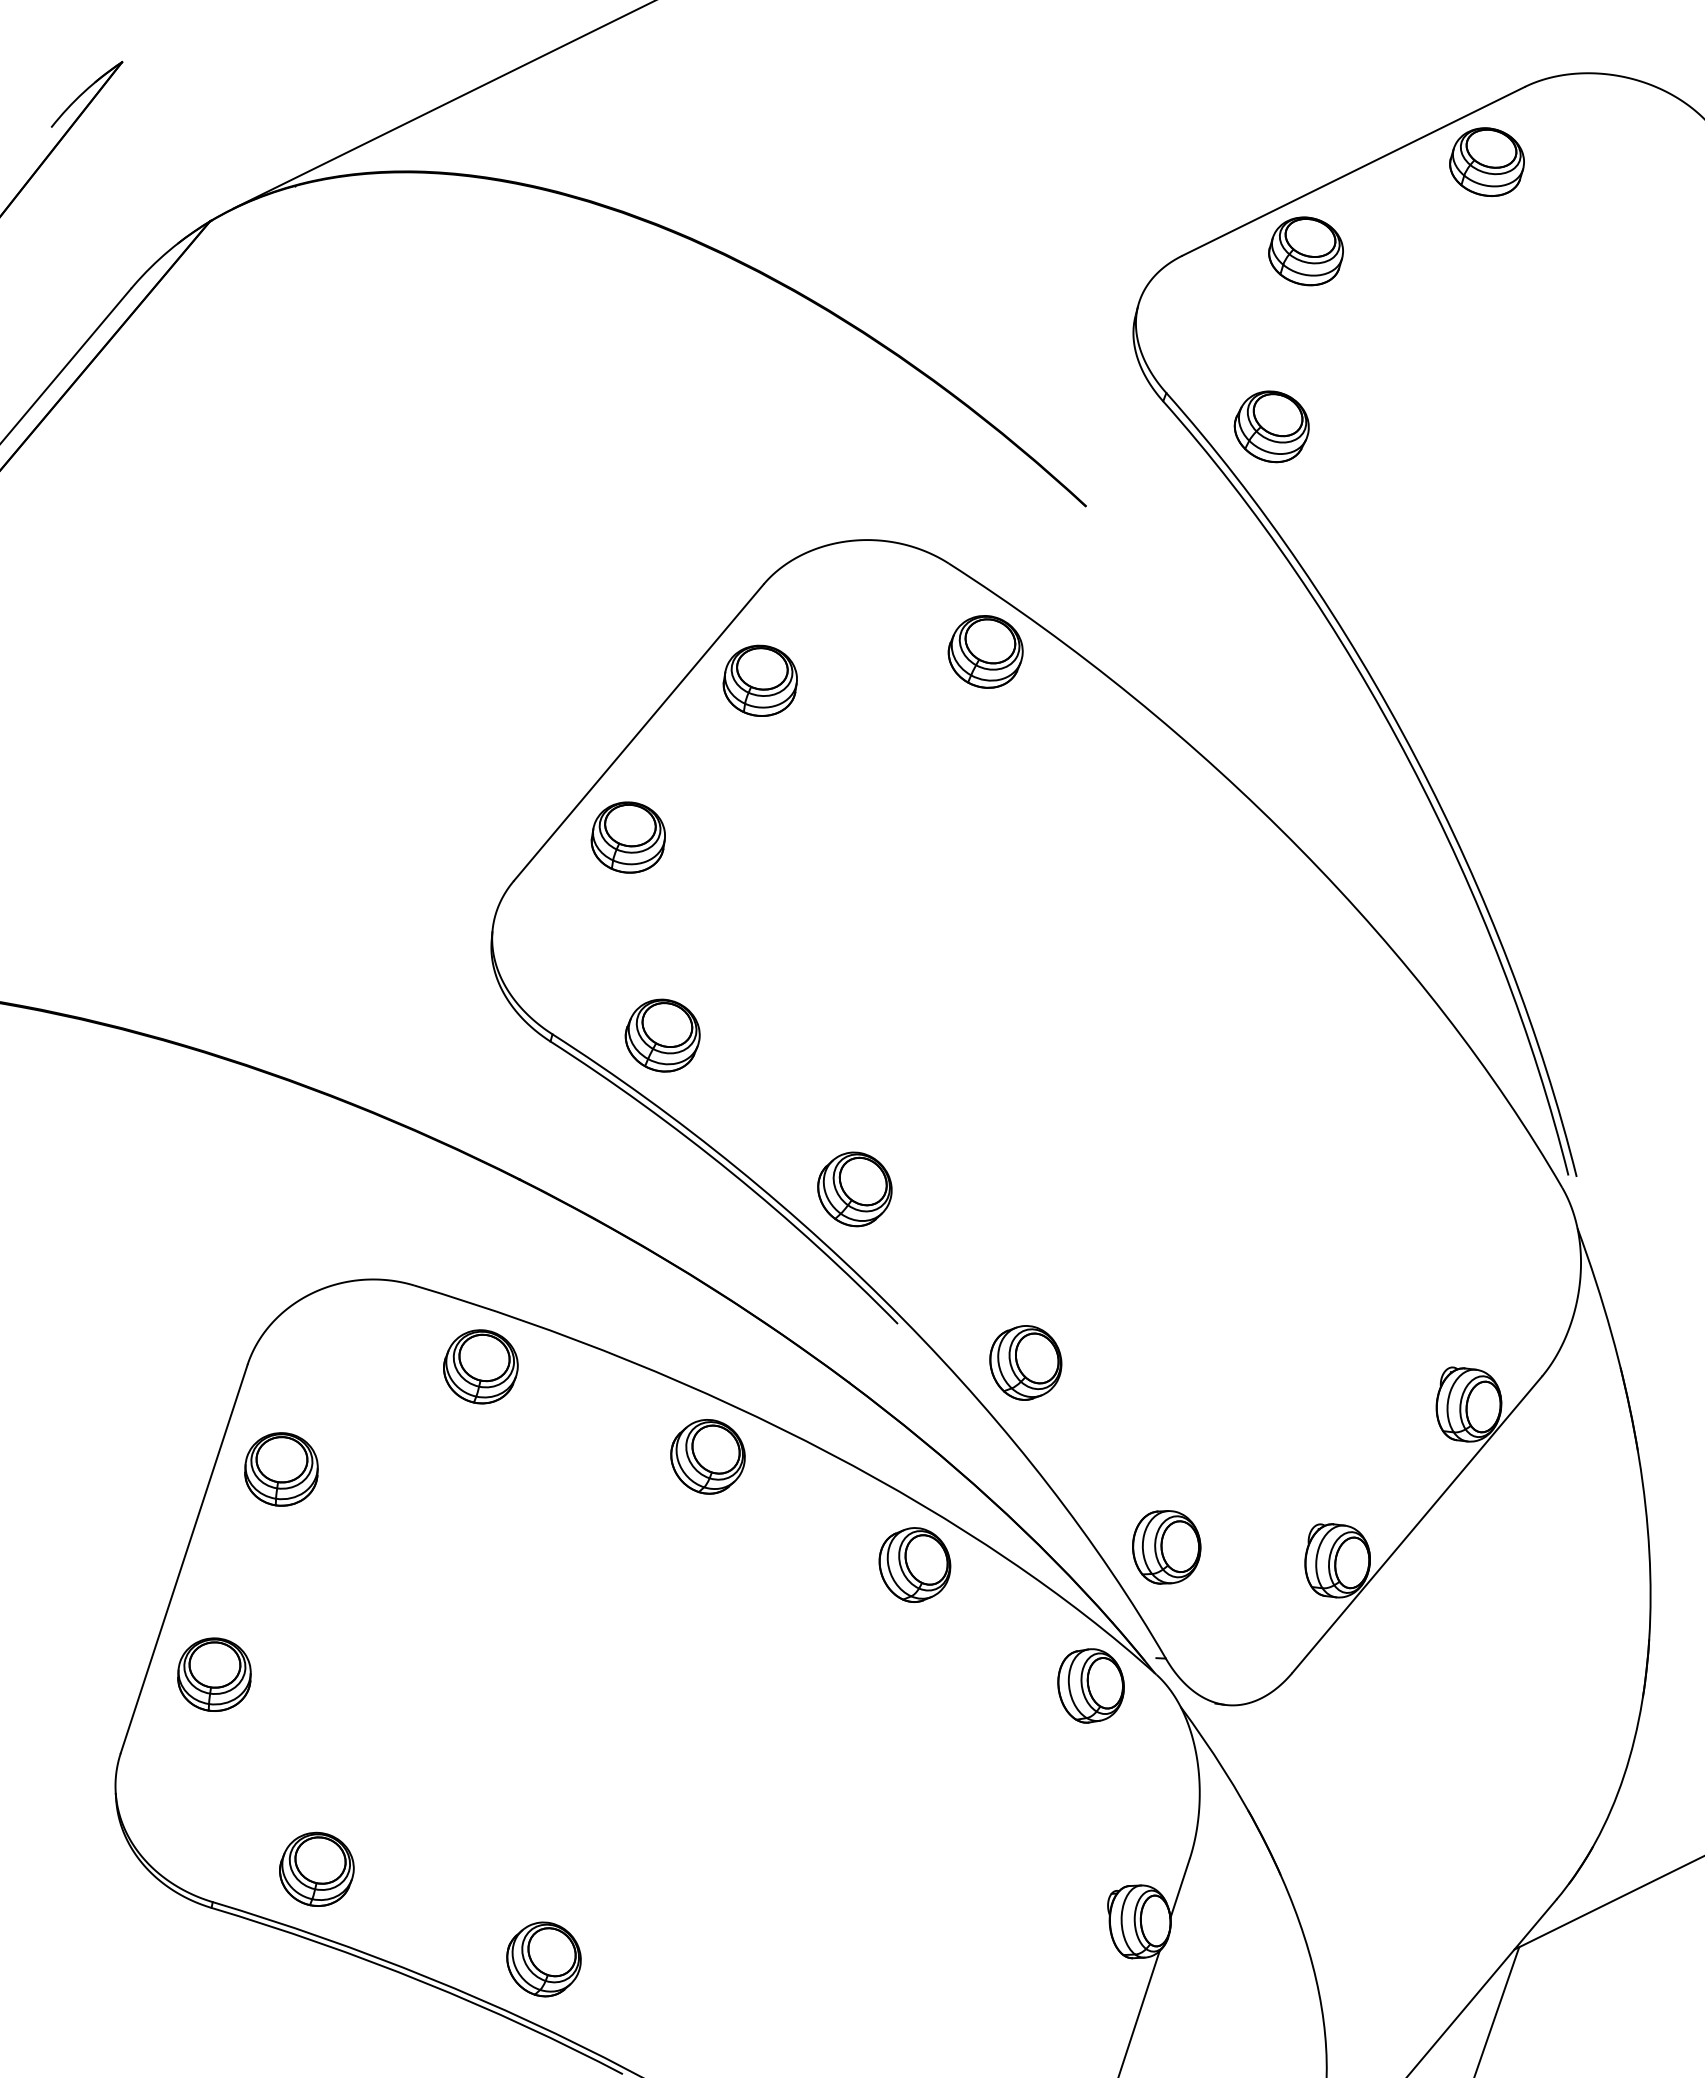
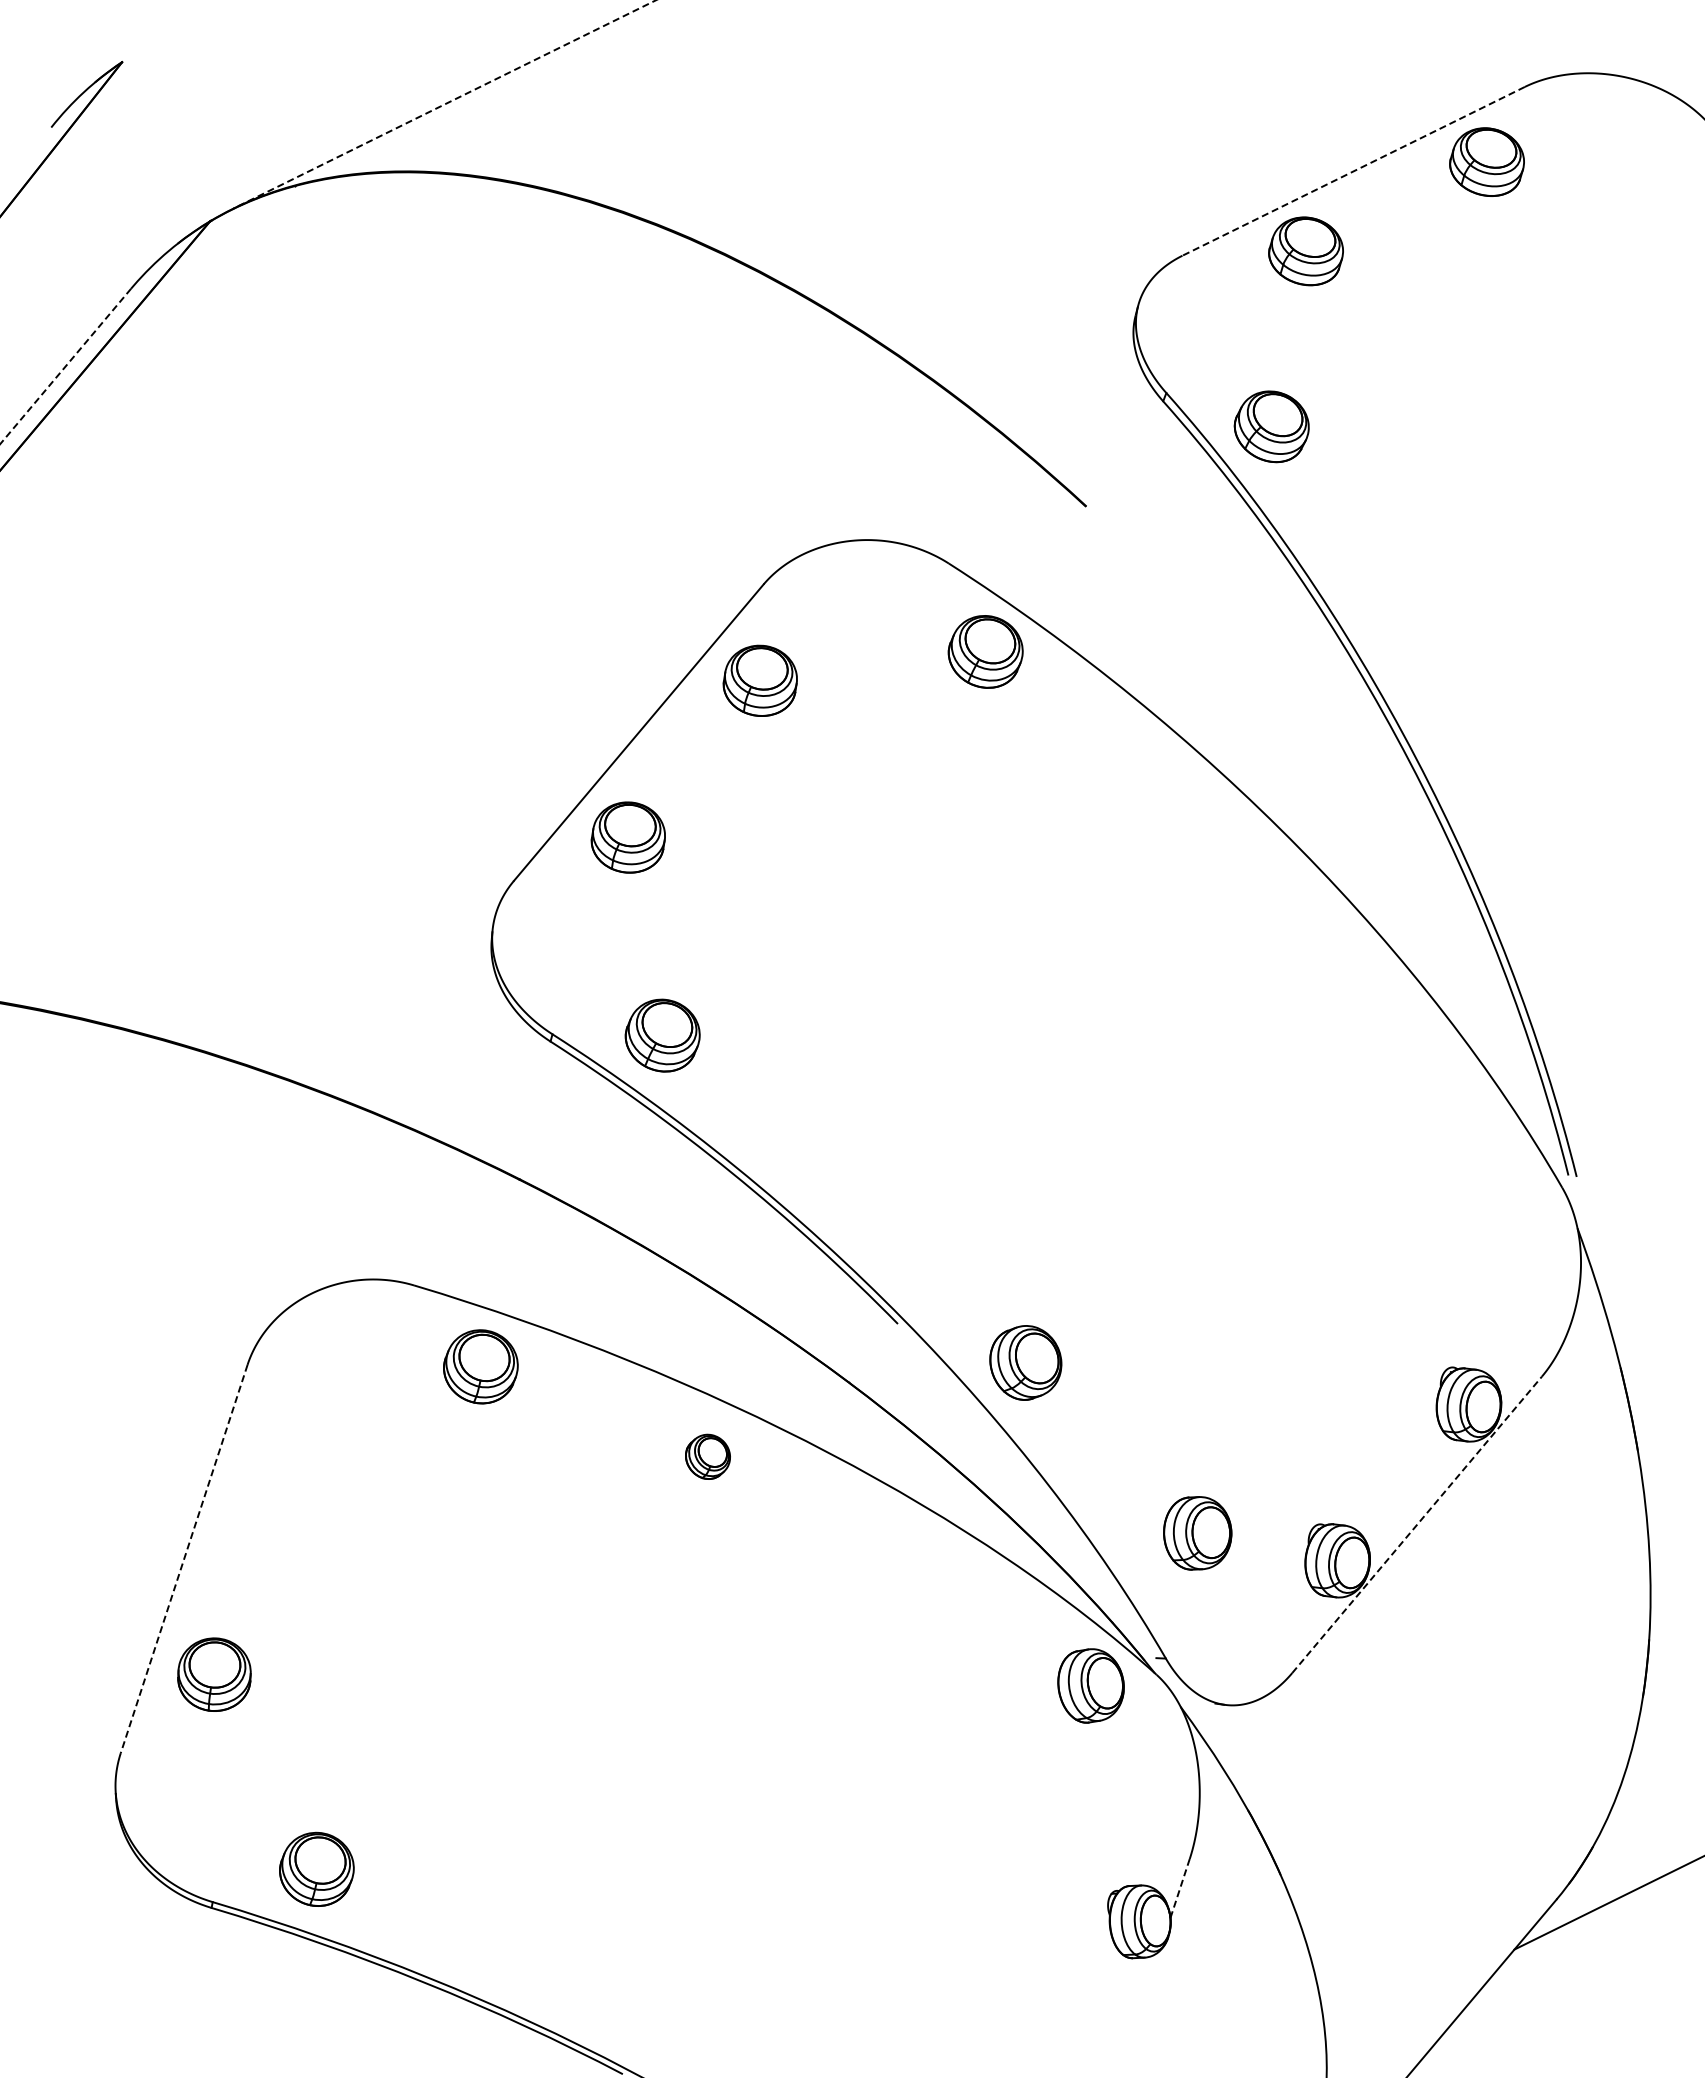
line: solid -> dashed (444, 104)
line: solid -> dashed (1353, 171)
line: solid -> dashed (65, 366)
part: present -> none (854, 1189)
part size: 76x76 px -> 46x47 px (707, 1456)
part: present -> none (281, 1469)
line: solid -> dashed (1417, 1524)
part position: (1166, 1547) -> (1197, 1533) (1197, 1533)
line: solid -> dashed (184, 1559)
part: present -> none (914, 1564)
line: solid -> dashed (1180, 1888)
part: present -> none (543, 1959)
line: present -> none (1497, 2010)
line: present -> none (1139, 2012)
